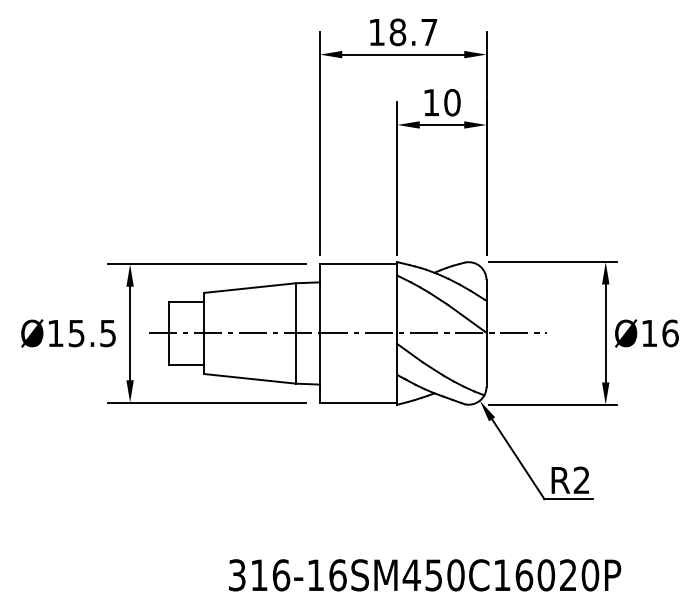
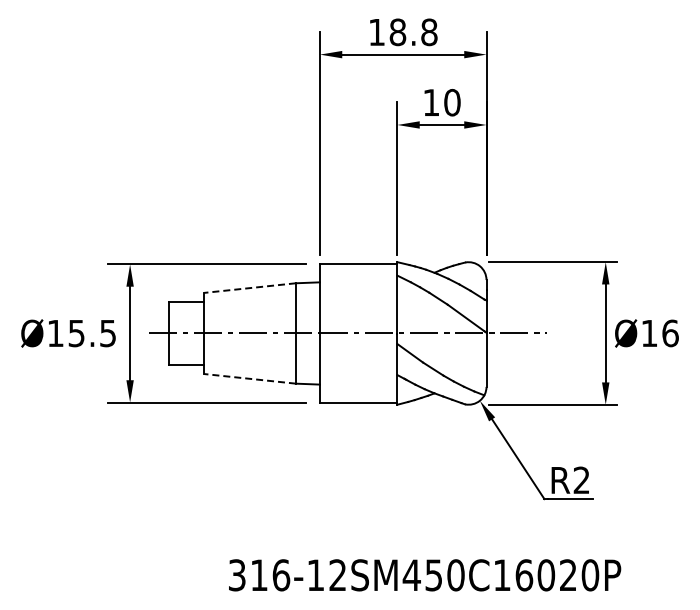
text: 18.7 -> 18.8 (429, 32)
line: solid -> dashed (249, 288)
line: solid -> dashed (249, 378)
text: 316-16SM450C16020P -> 316-12SM450C16020P (337, 575)
